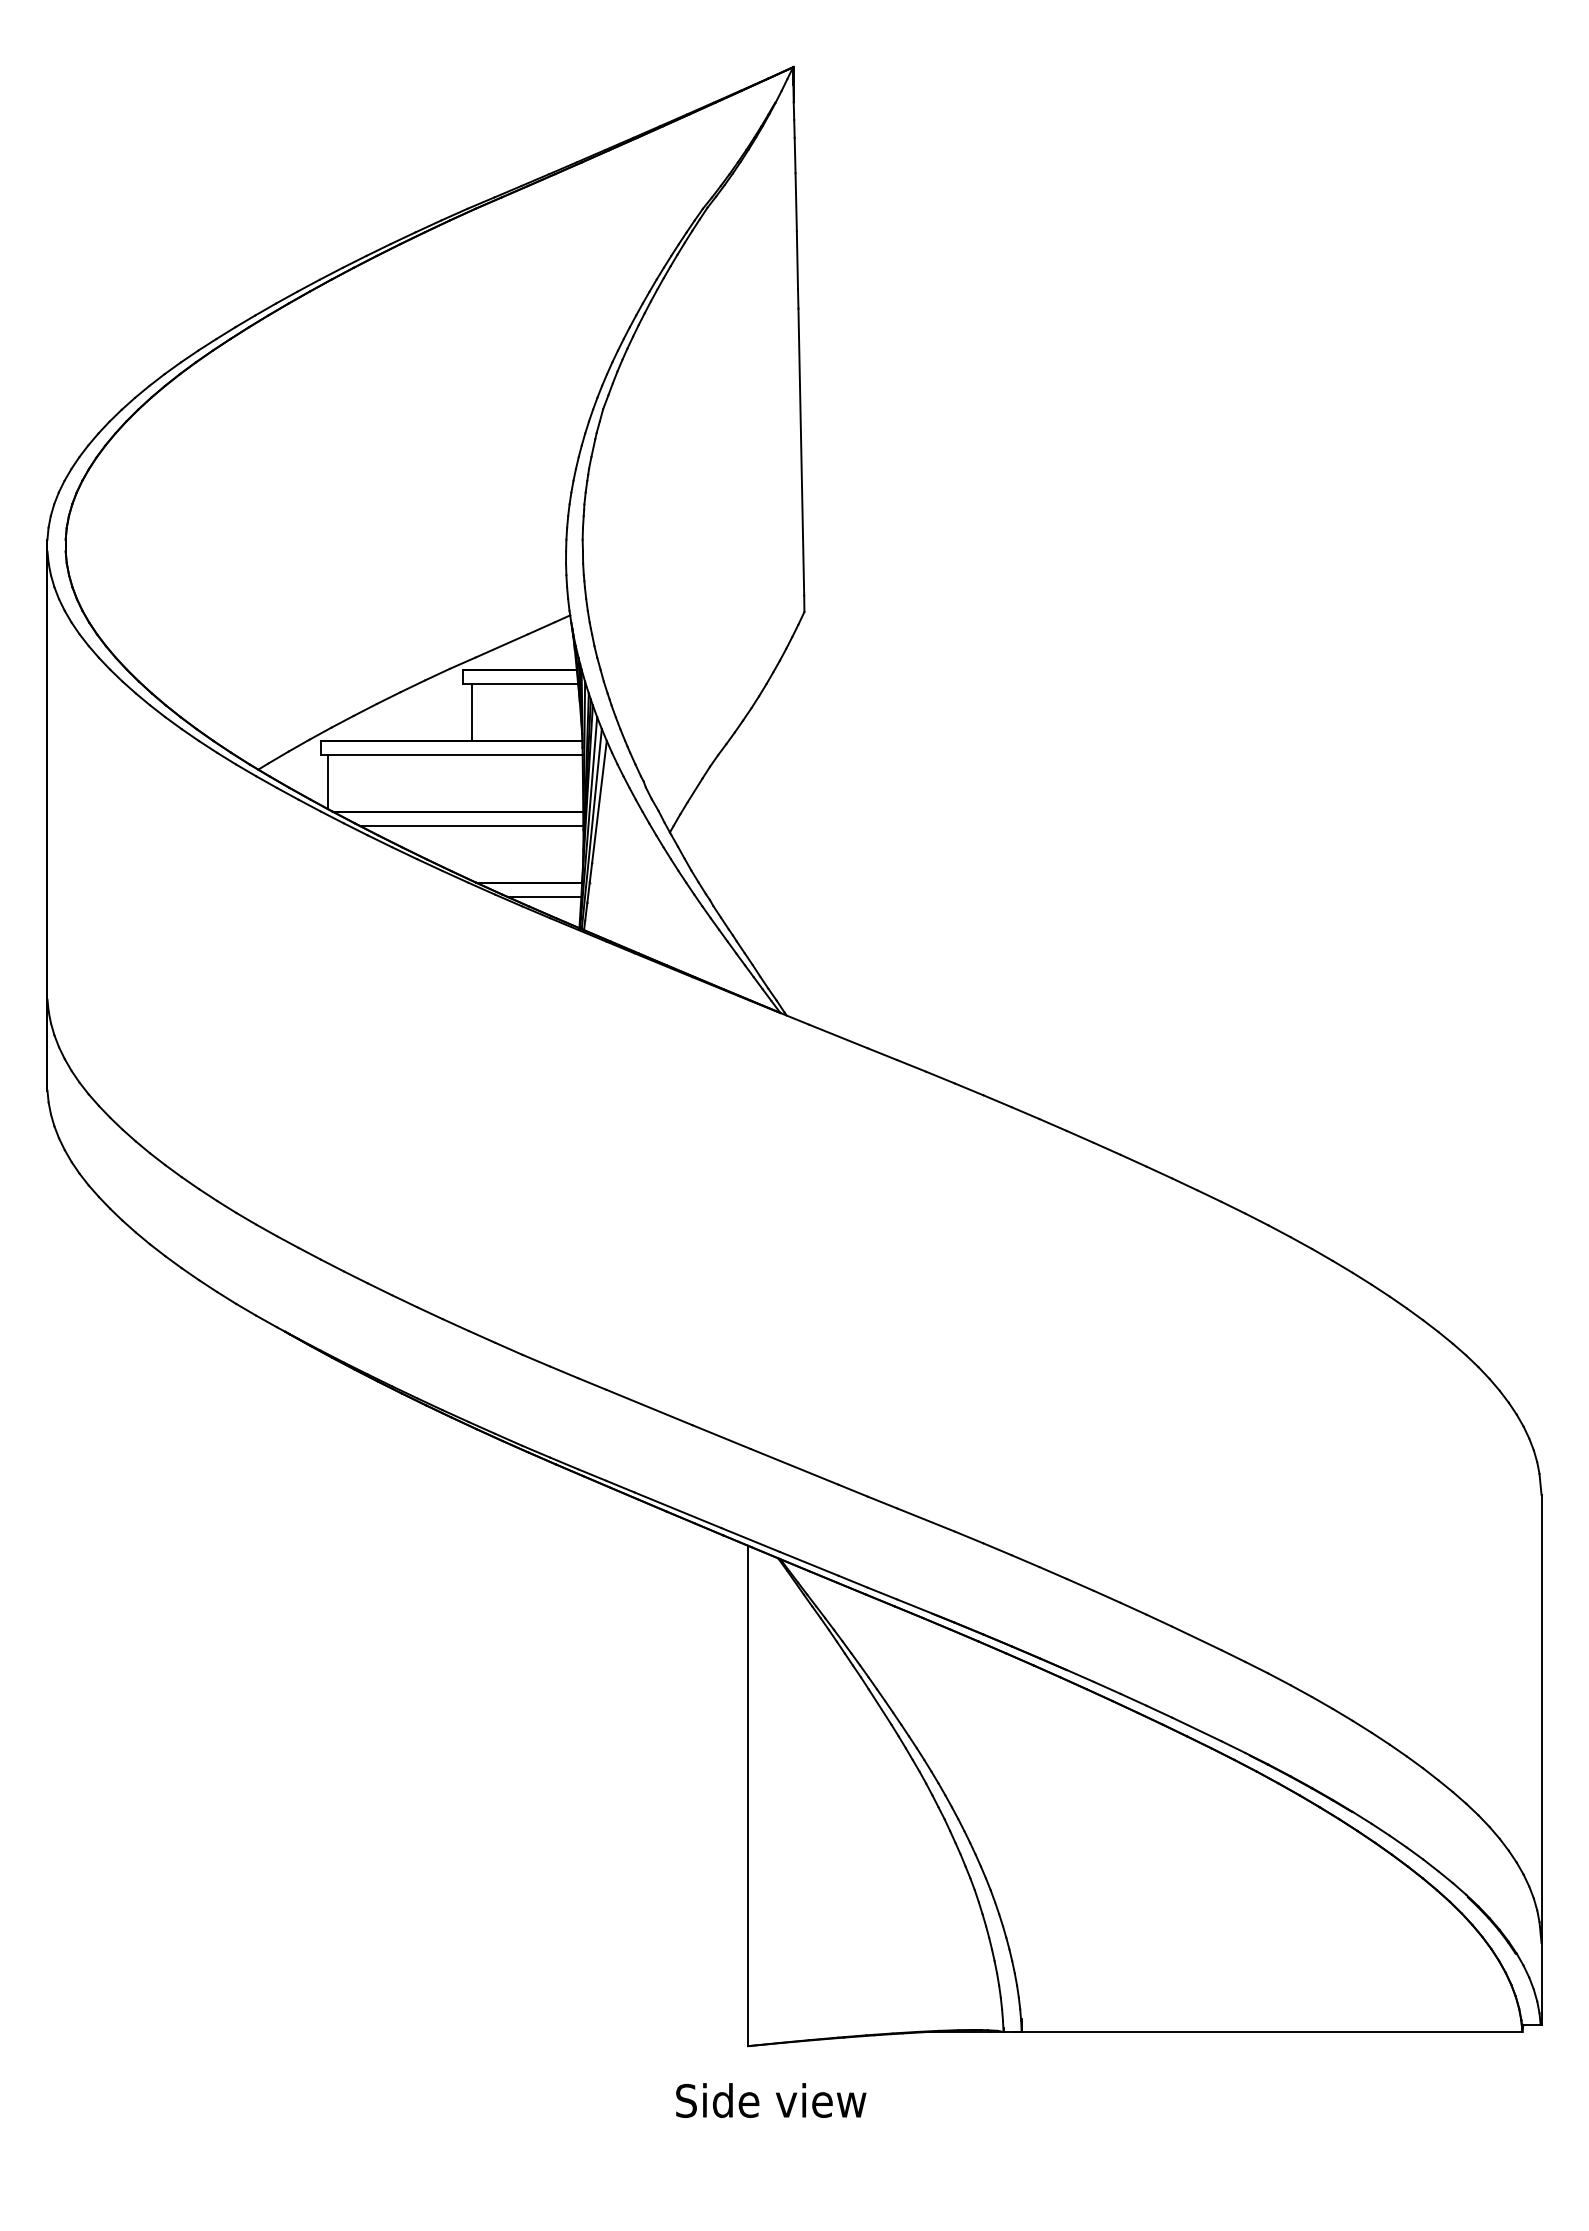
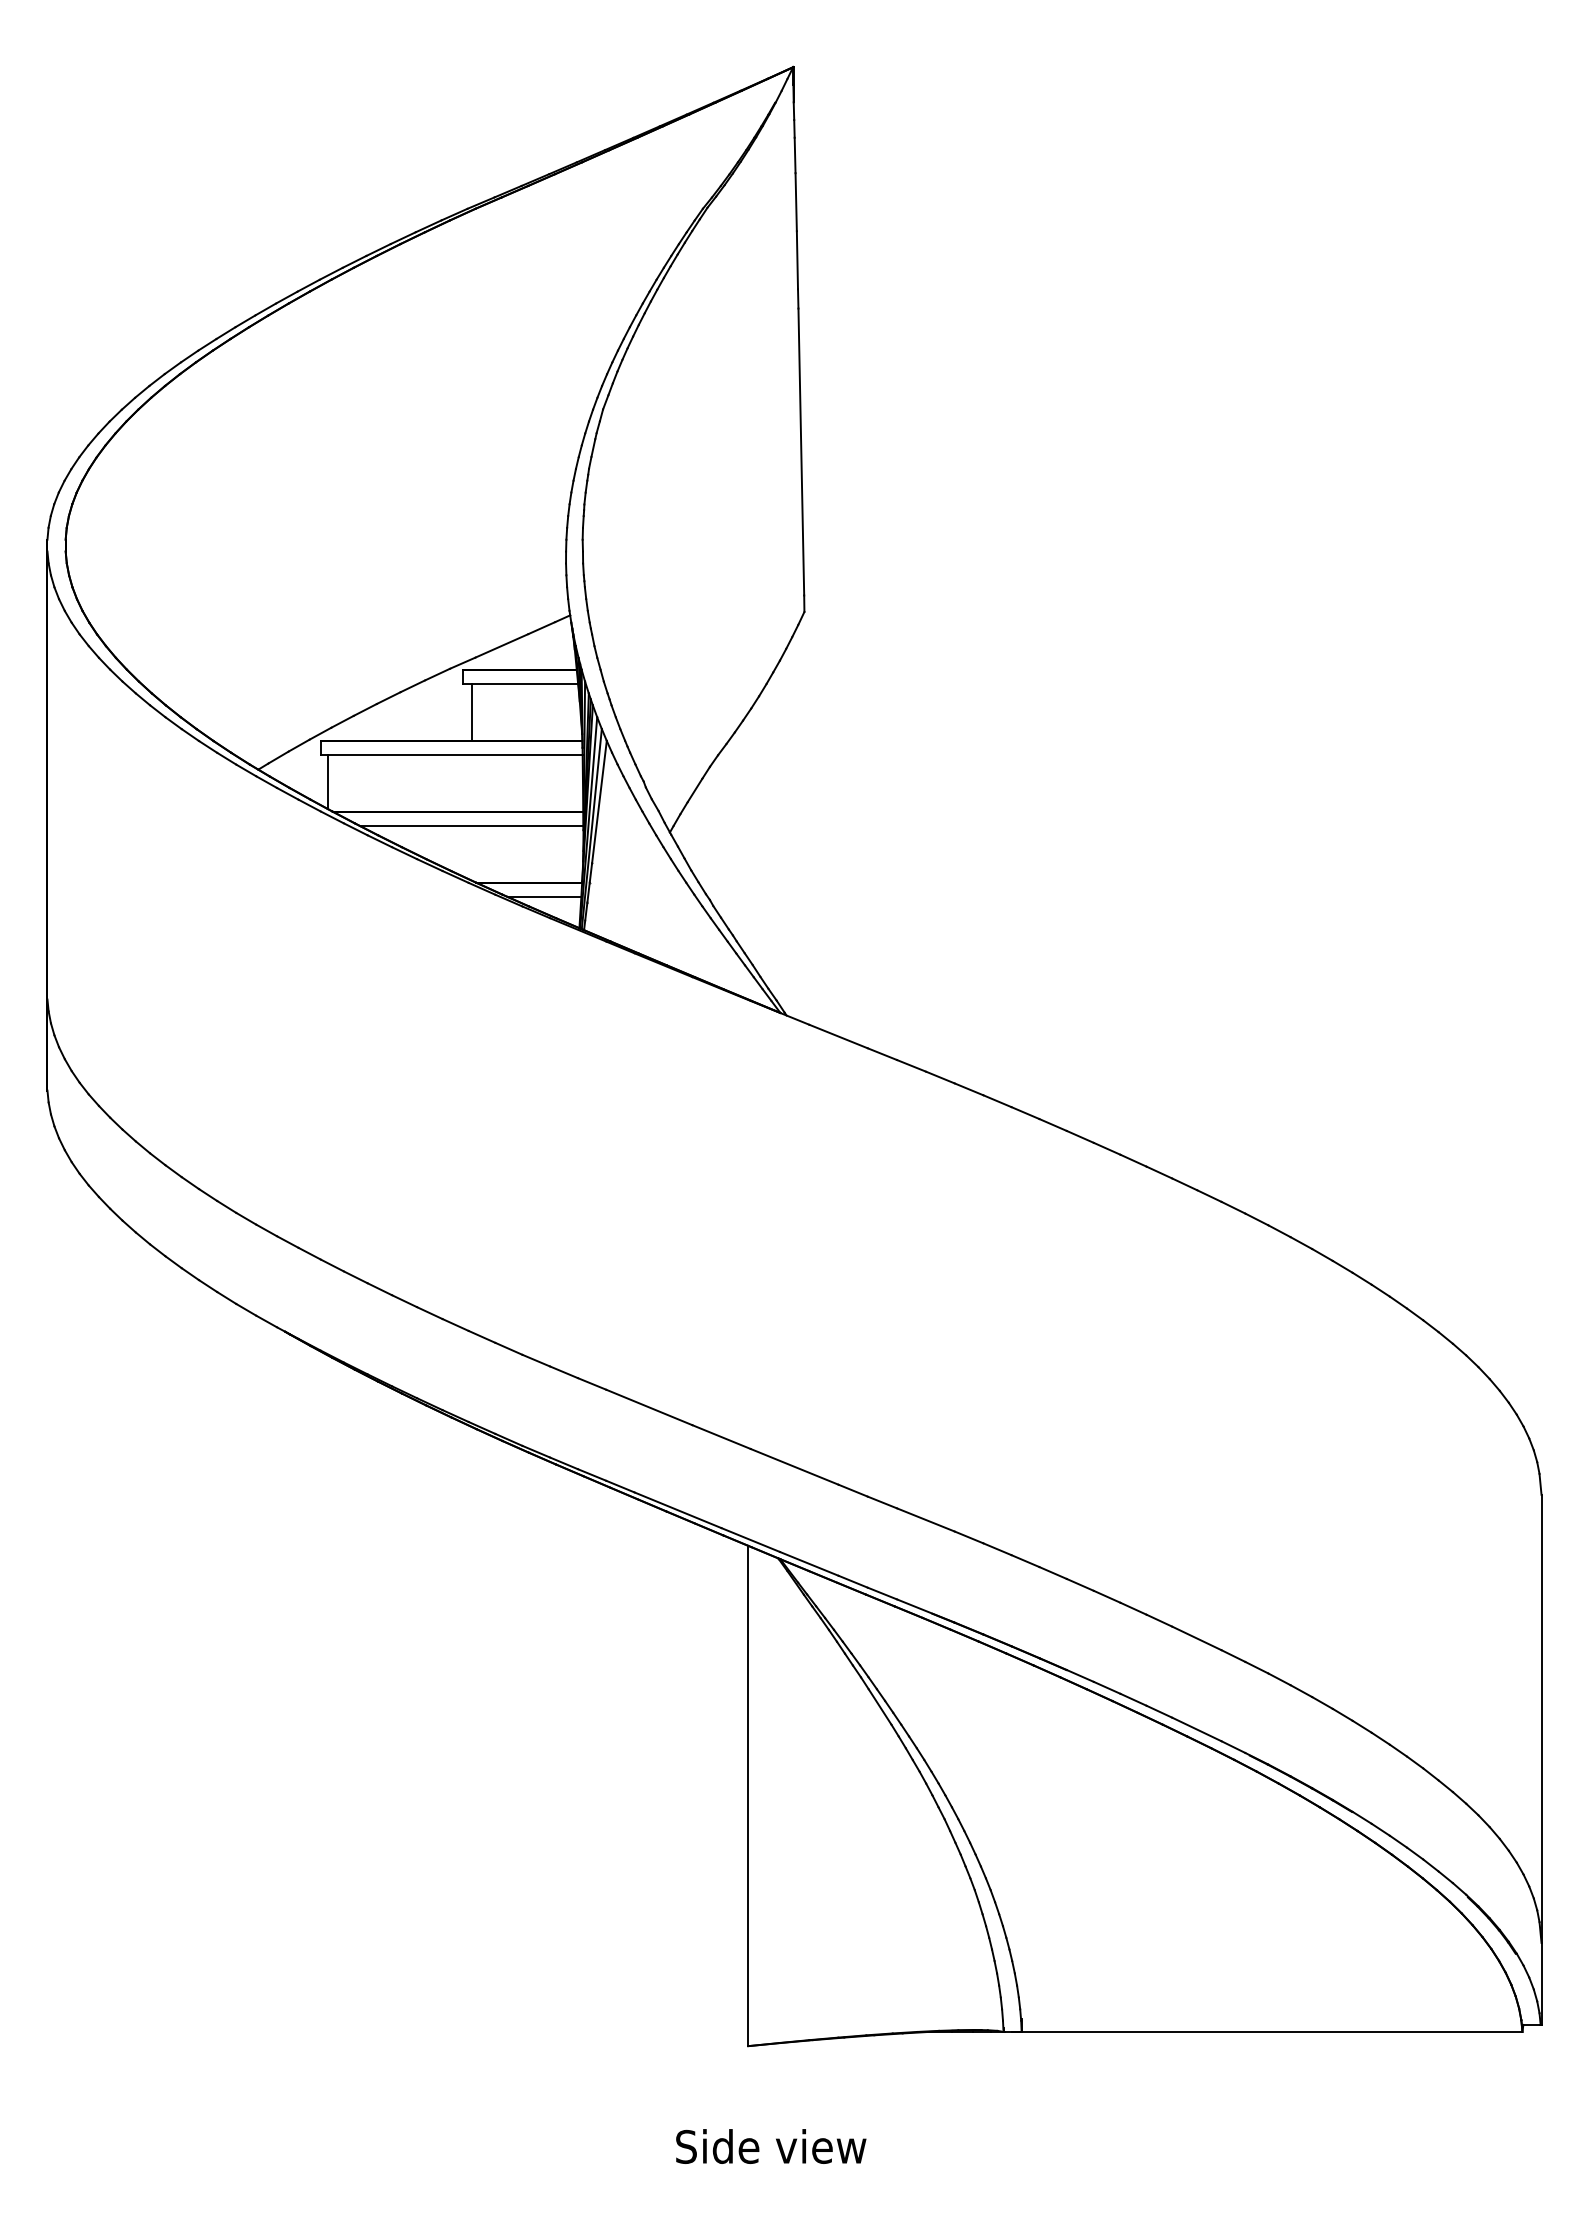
text position: (771, 2100) -> (771, 2146) (771, 2146)
